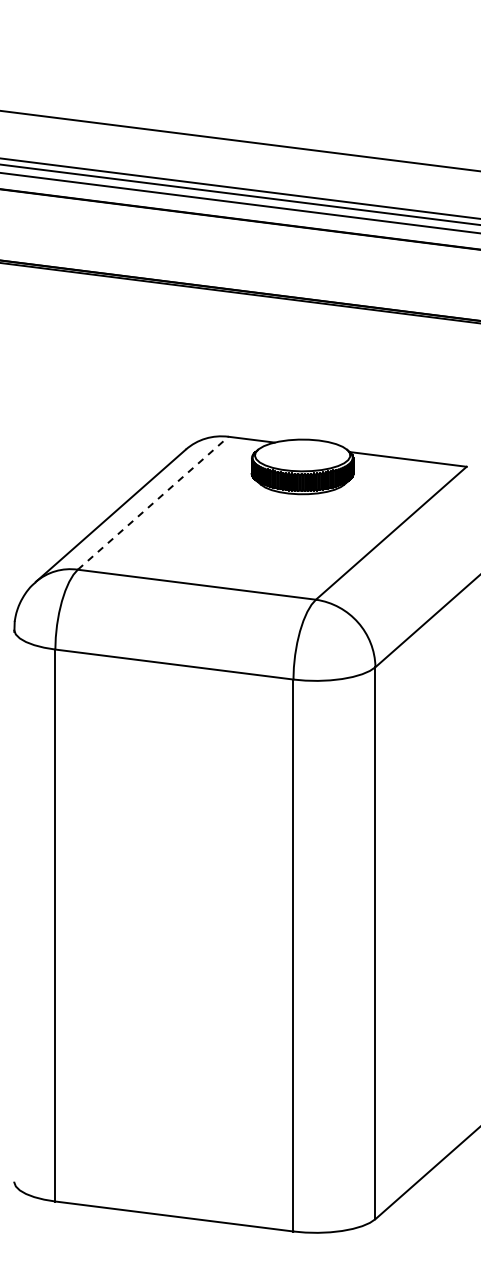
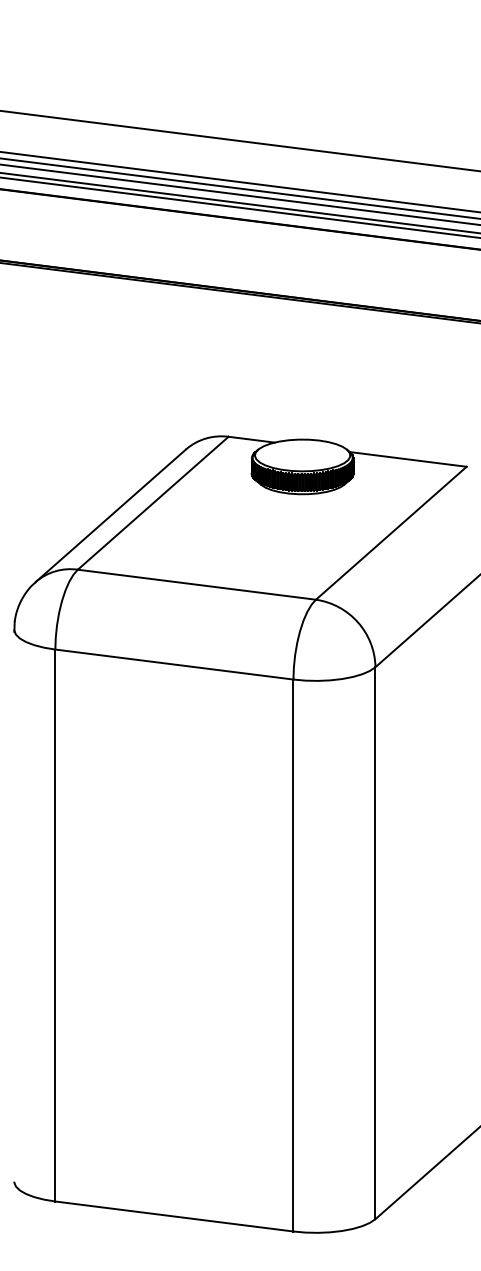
line: none -> present (239, 182)
line: none -> present (239, 207)
line: dashed -> solid (153, 502)
